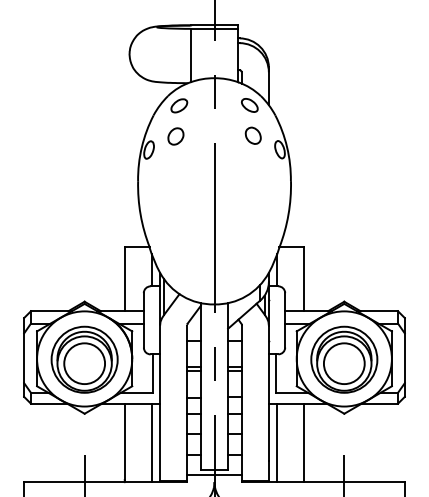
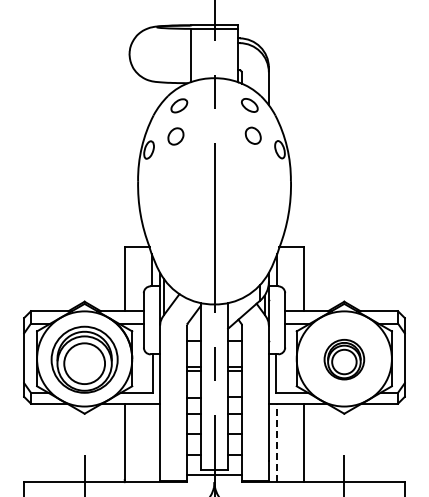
part size: 69x69 px -> 43x42 px (344, 359)
line: present -> none (151, 442)
line: solid -> dashed (277, 442)
